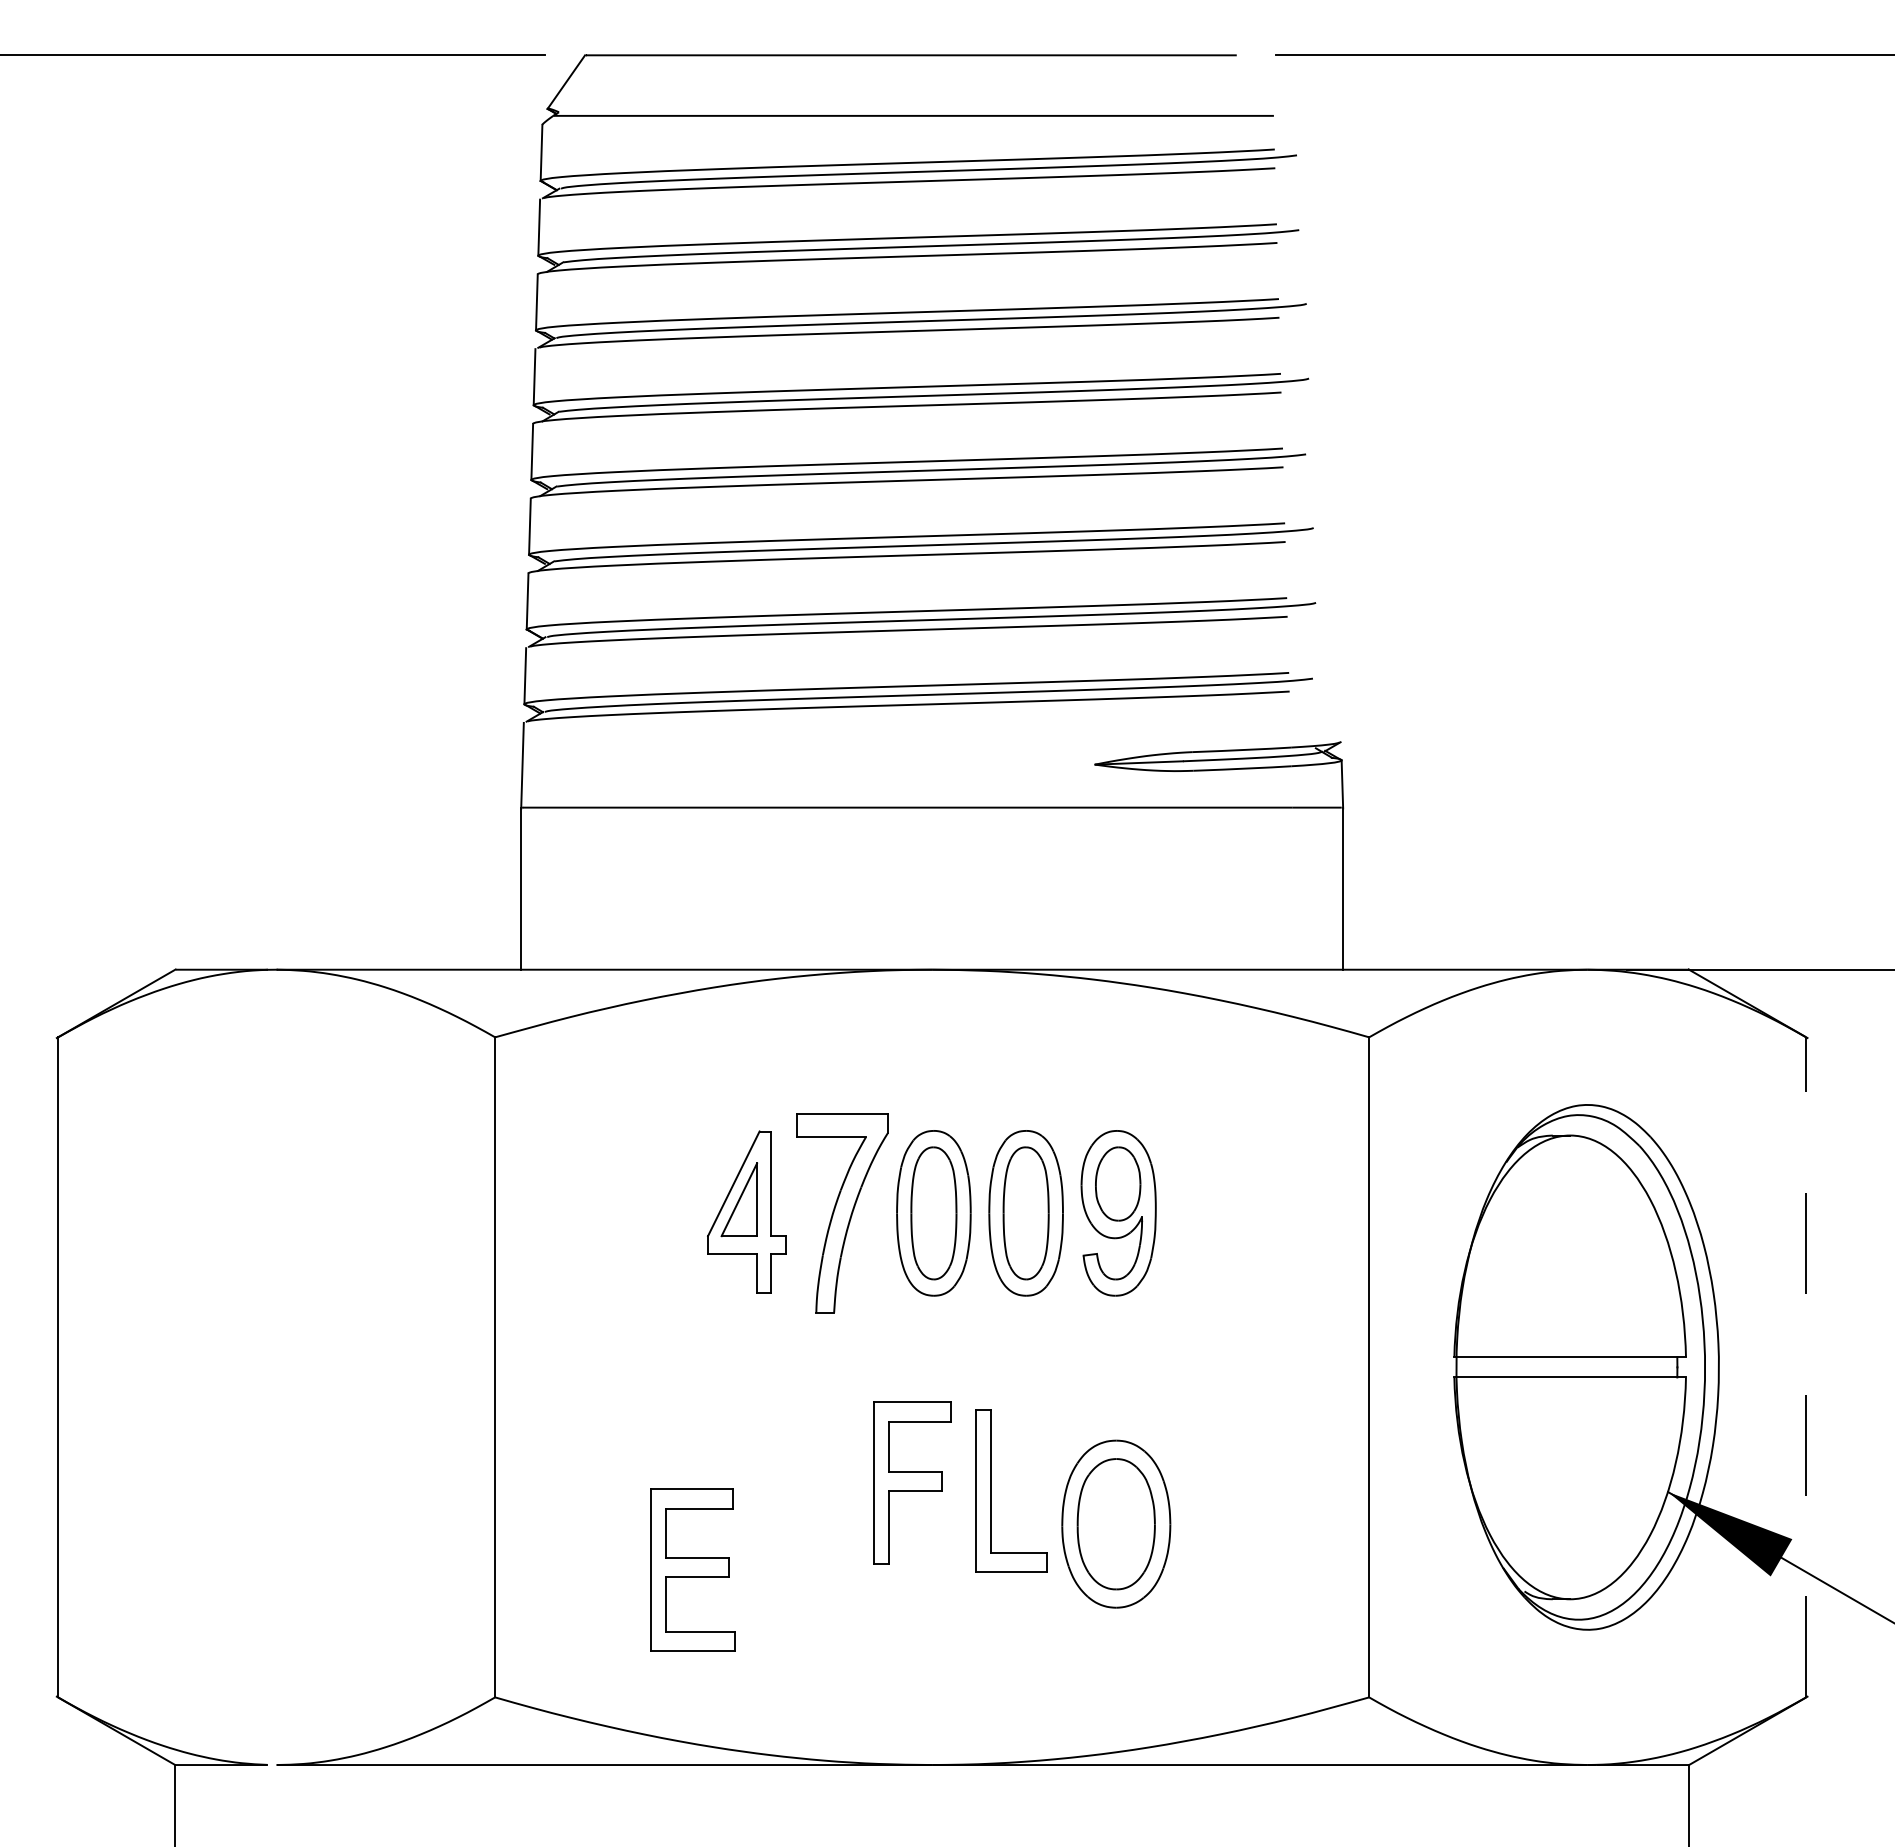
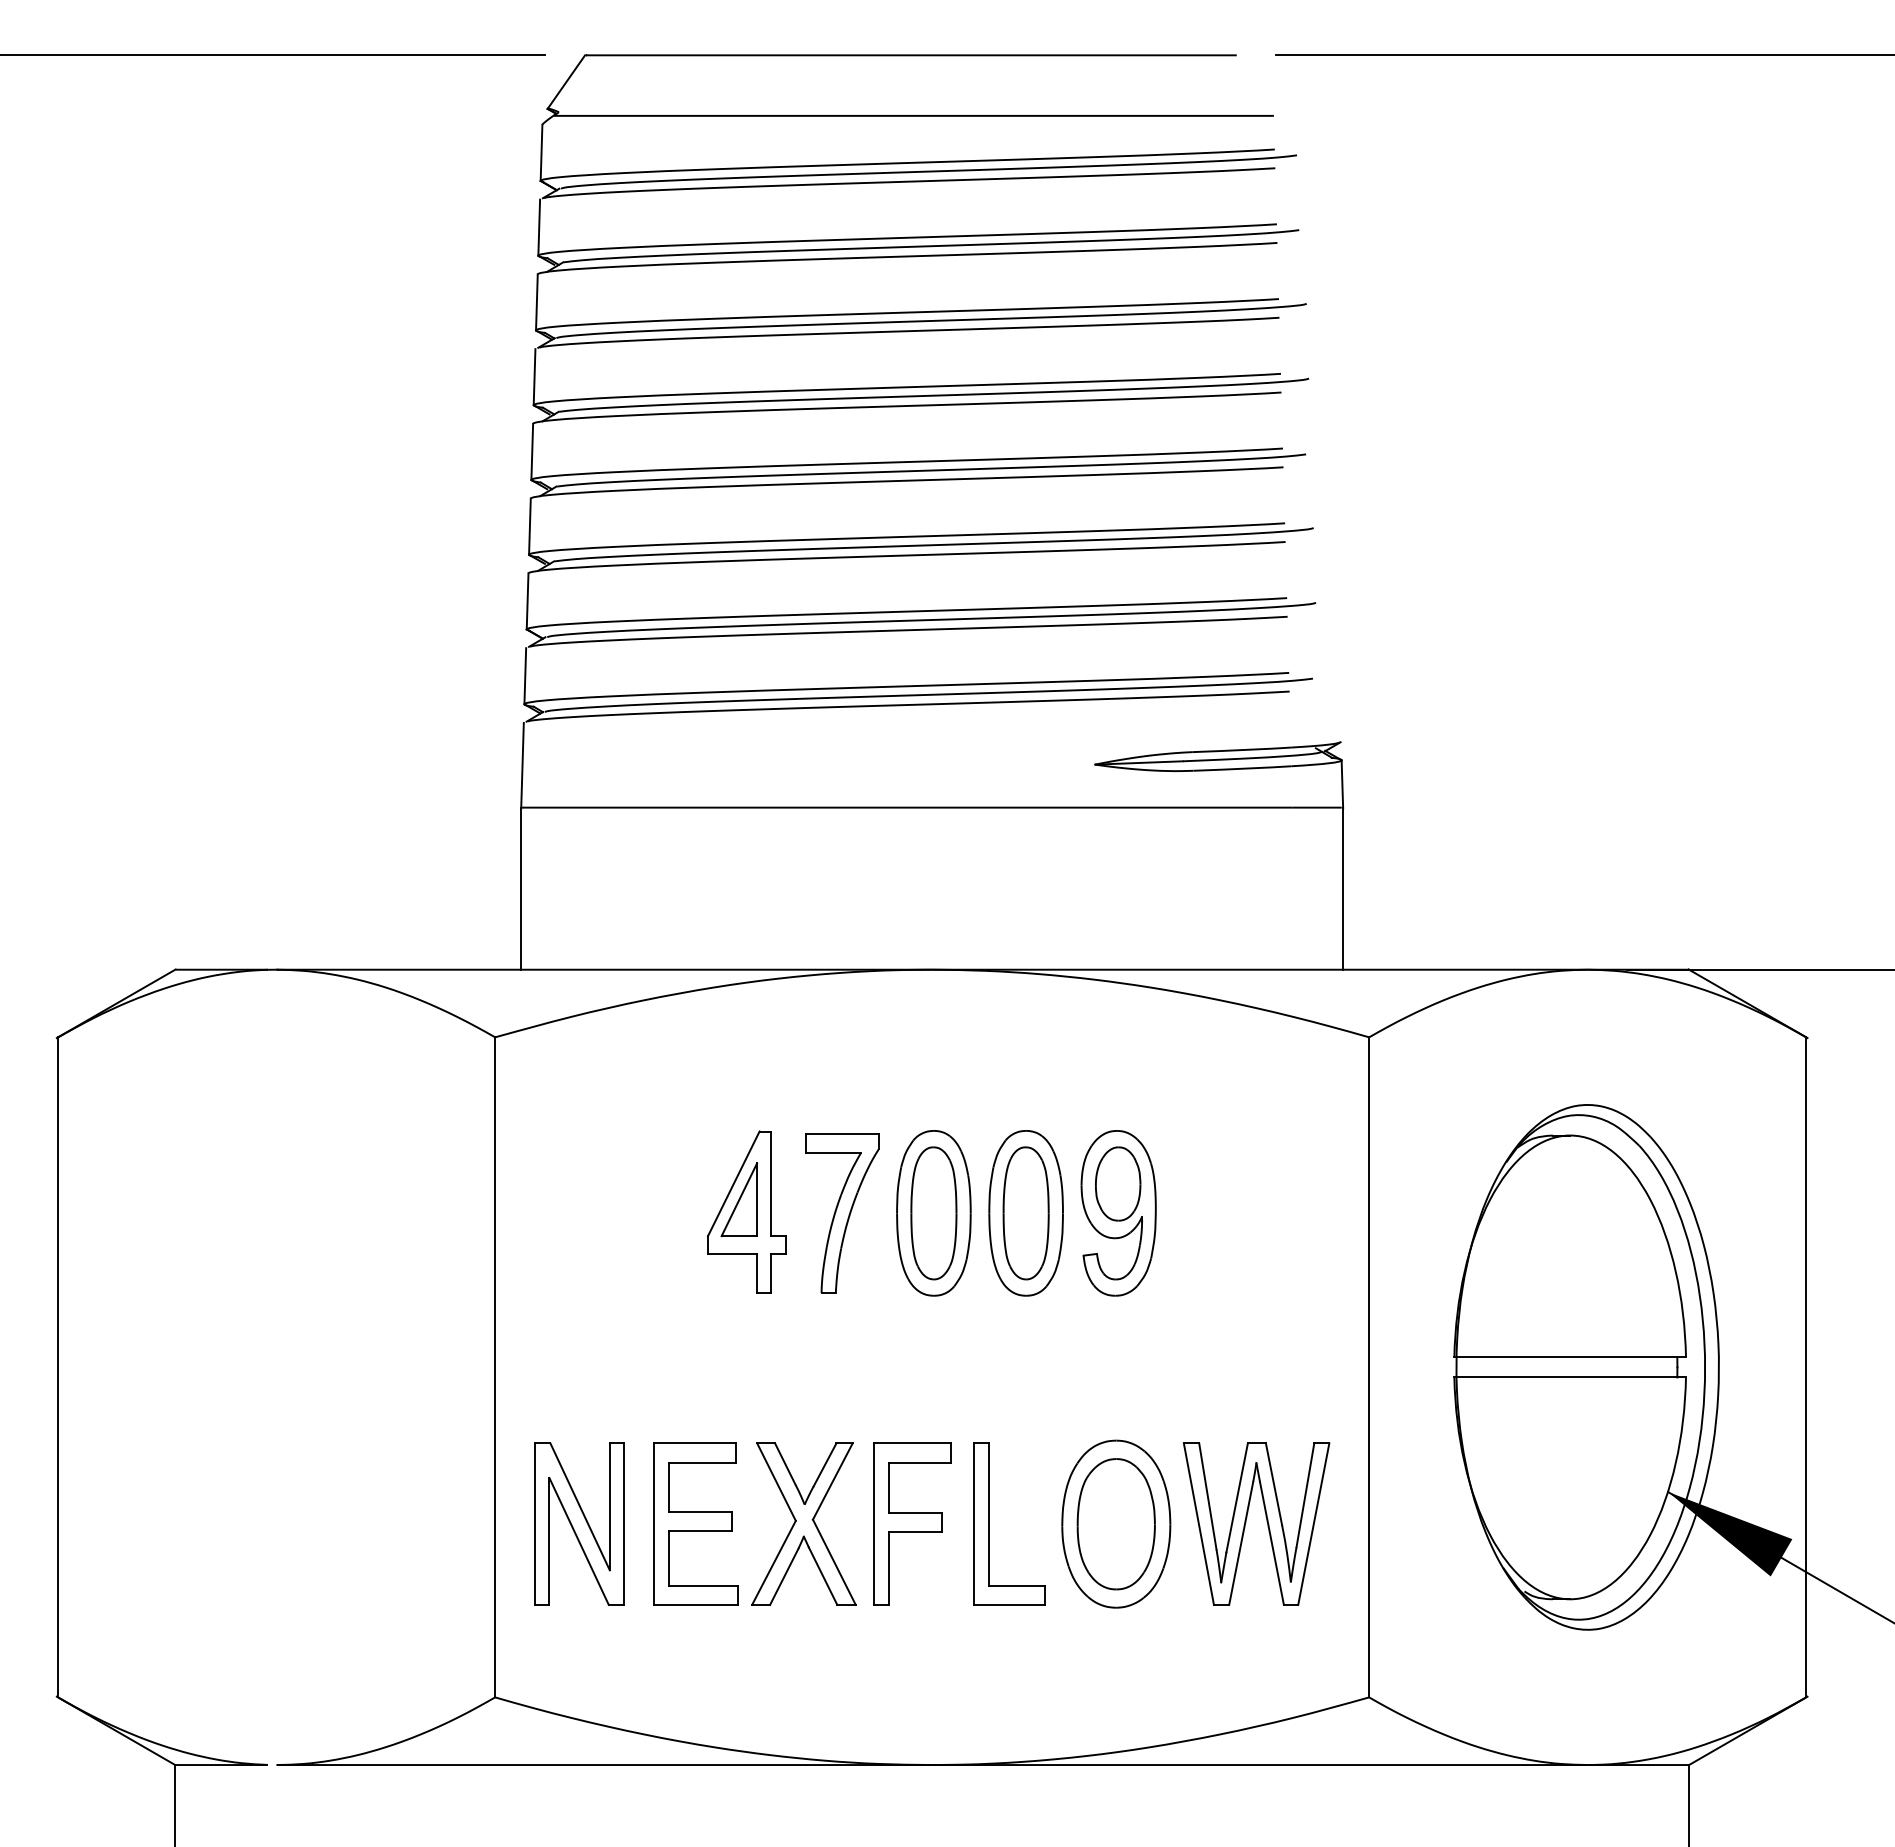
part size: 93x201 px -> 75x161 px (842, 1213)
line: dashed -> solid (1806, 1366)
part position: (912, 1482) -> (912, 1523) (912, 1523)
part position: (991, 1490) -> (989, 1523) (989, 1523)
part: none -> present (1246, 1522)
part: none -> present (579, 1523)
part: none -> present (803, 1523)
part position: (692, 1569) -> (695, 1523) (695, 1523)
